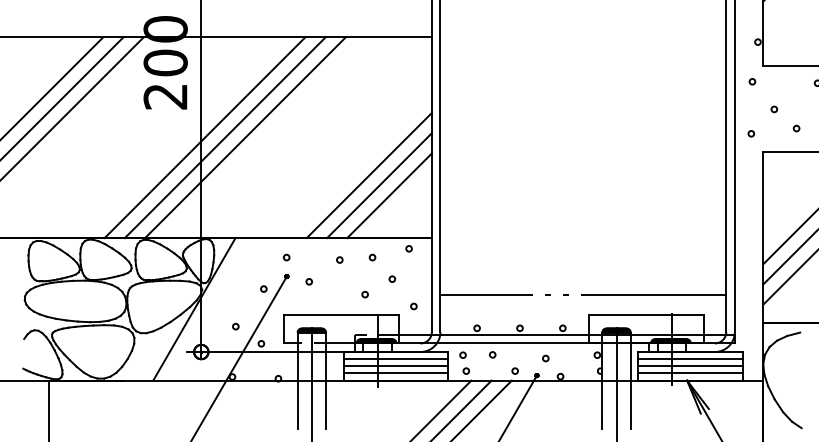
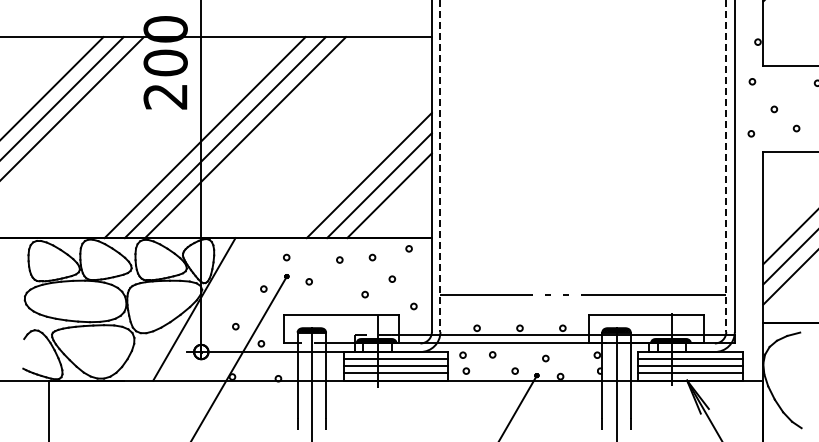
line: solid -> dashed (440, 166)
line: solid -> dashed (726, 166)
line: present -> none (442, 409)
line: present -> none (462, 409)
line: present -> none (482, 409)
